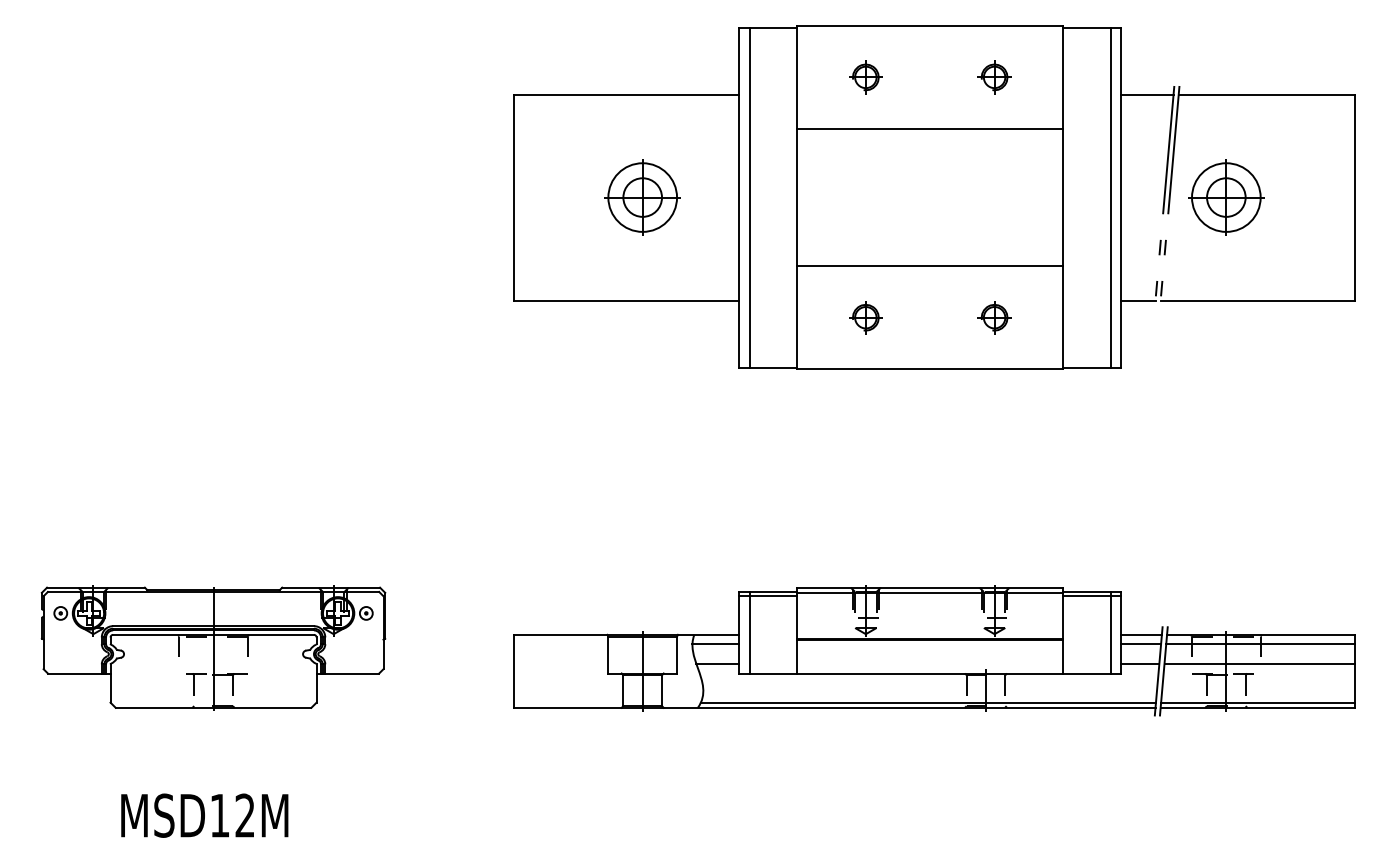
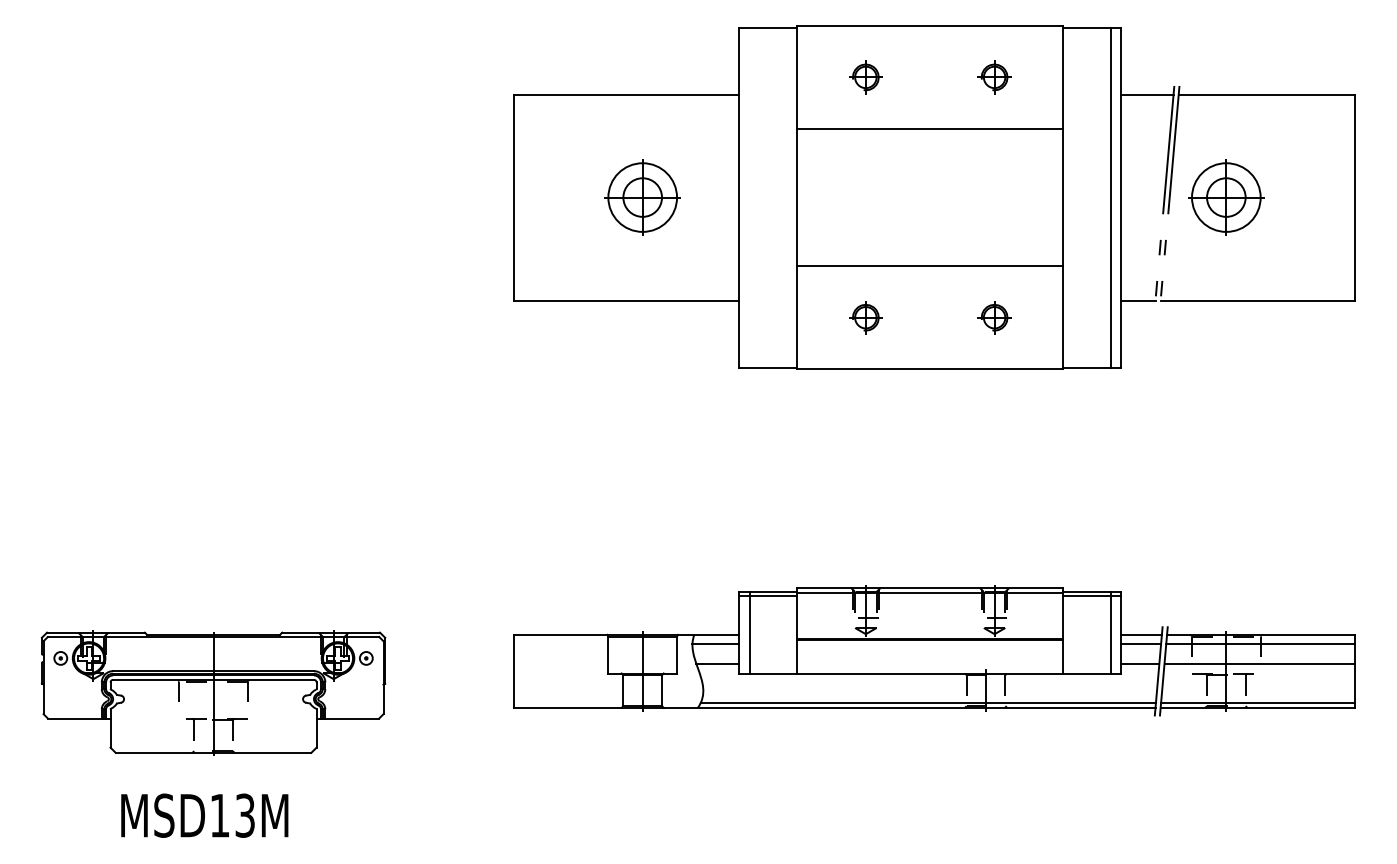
line: present -> none (749, 197)
part position: (213, 647) -> (213, 692) (213, 692)
text: MSD12M -> MSD13M (244, 815)
